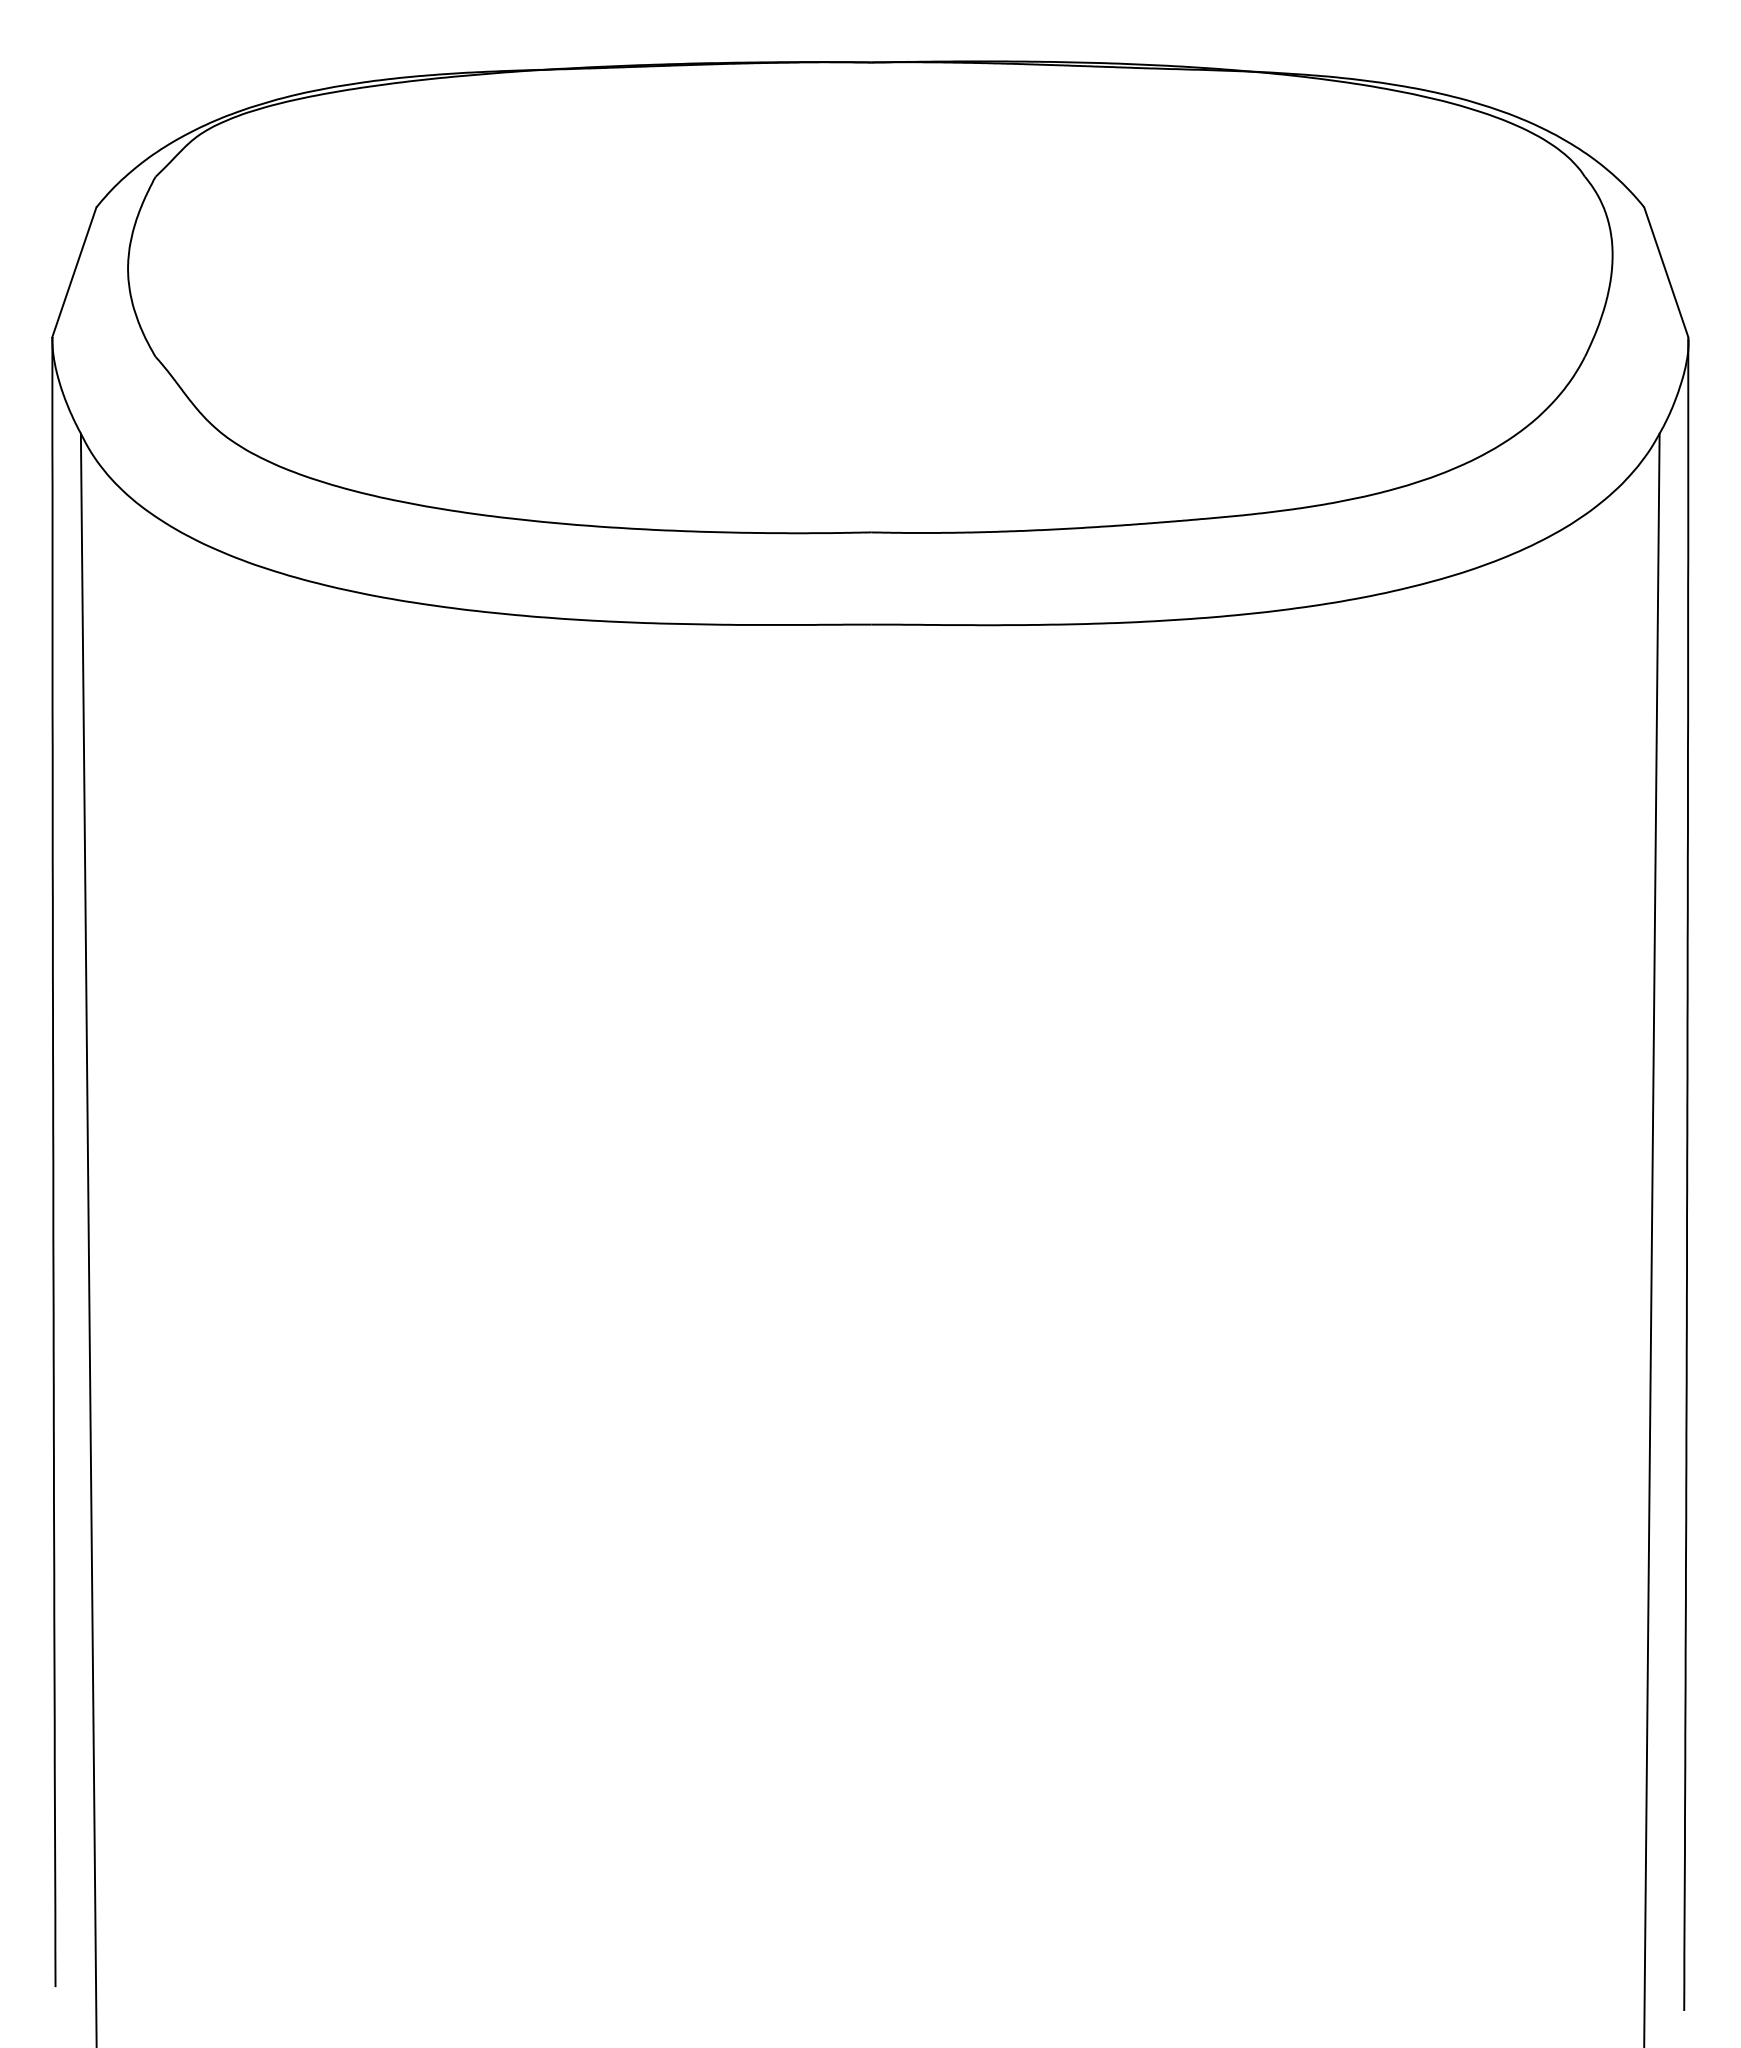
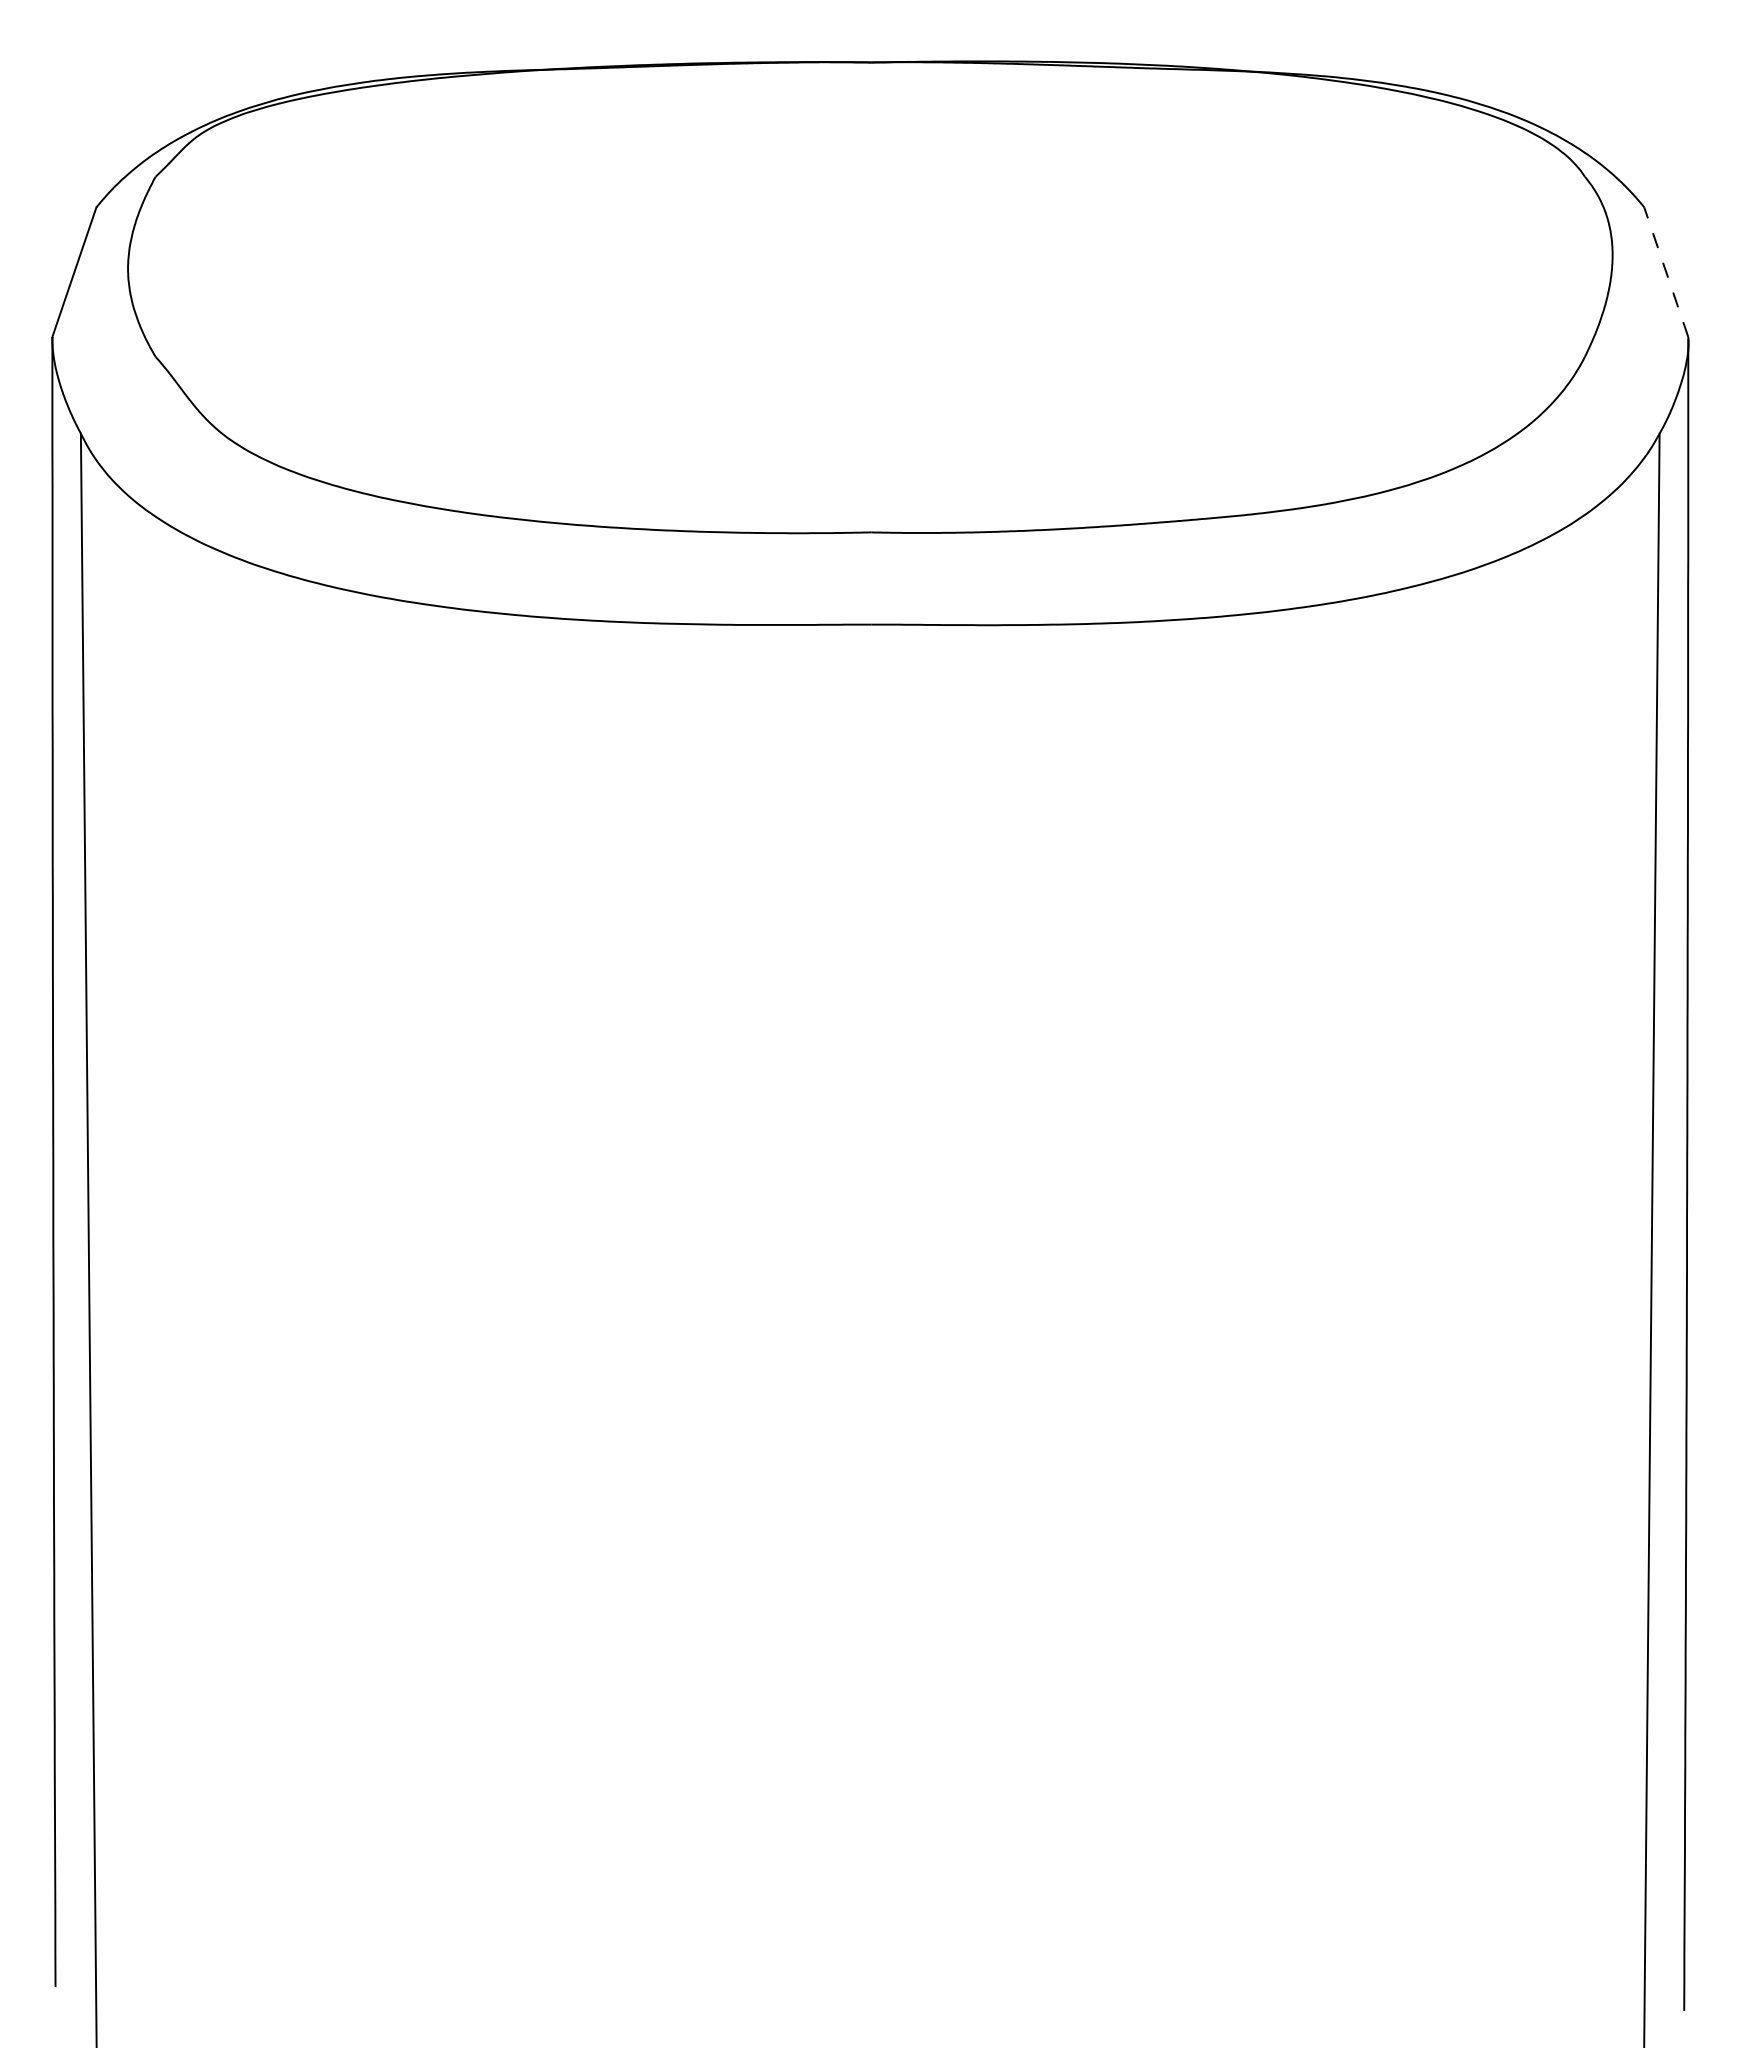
line: solid -> dashed (1666, 271)
